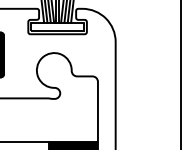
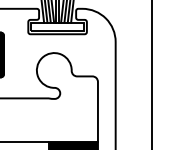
line position: (180, 74) -> (151, 74) (151, 74)
